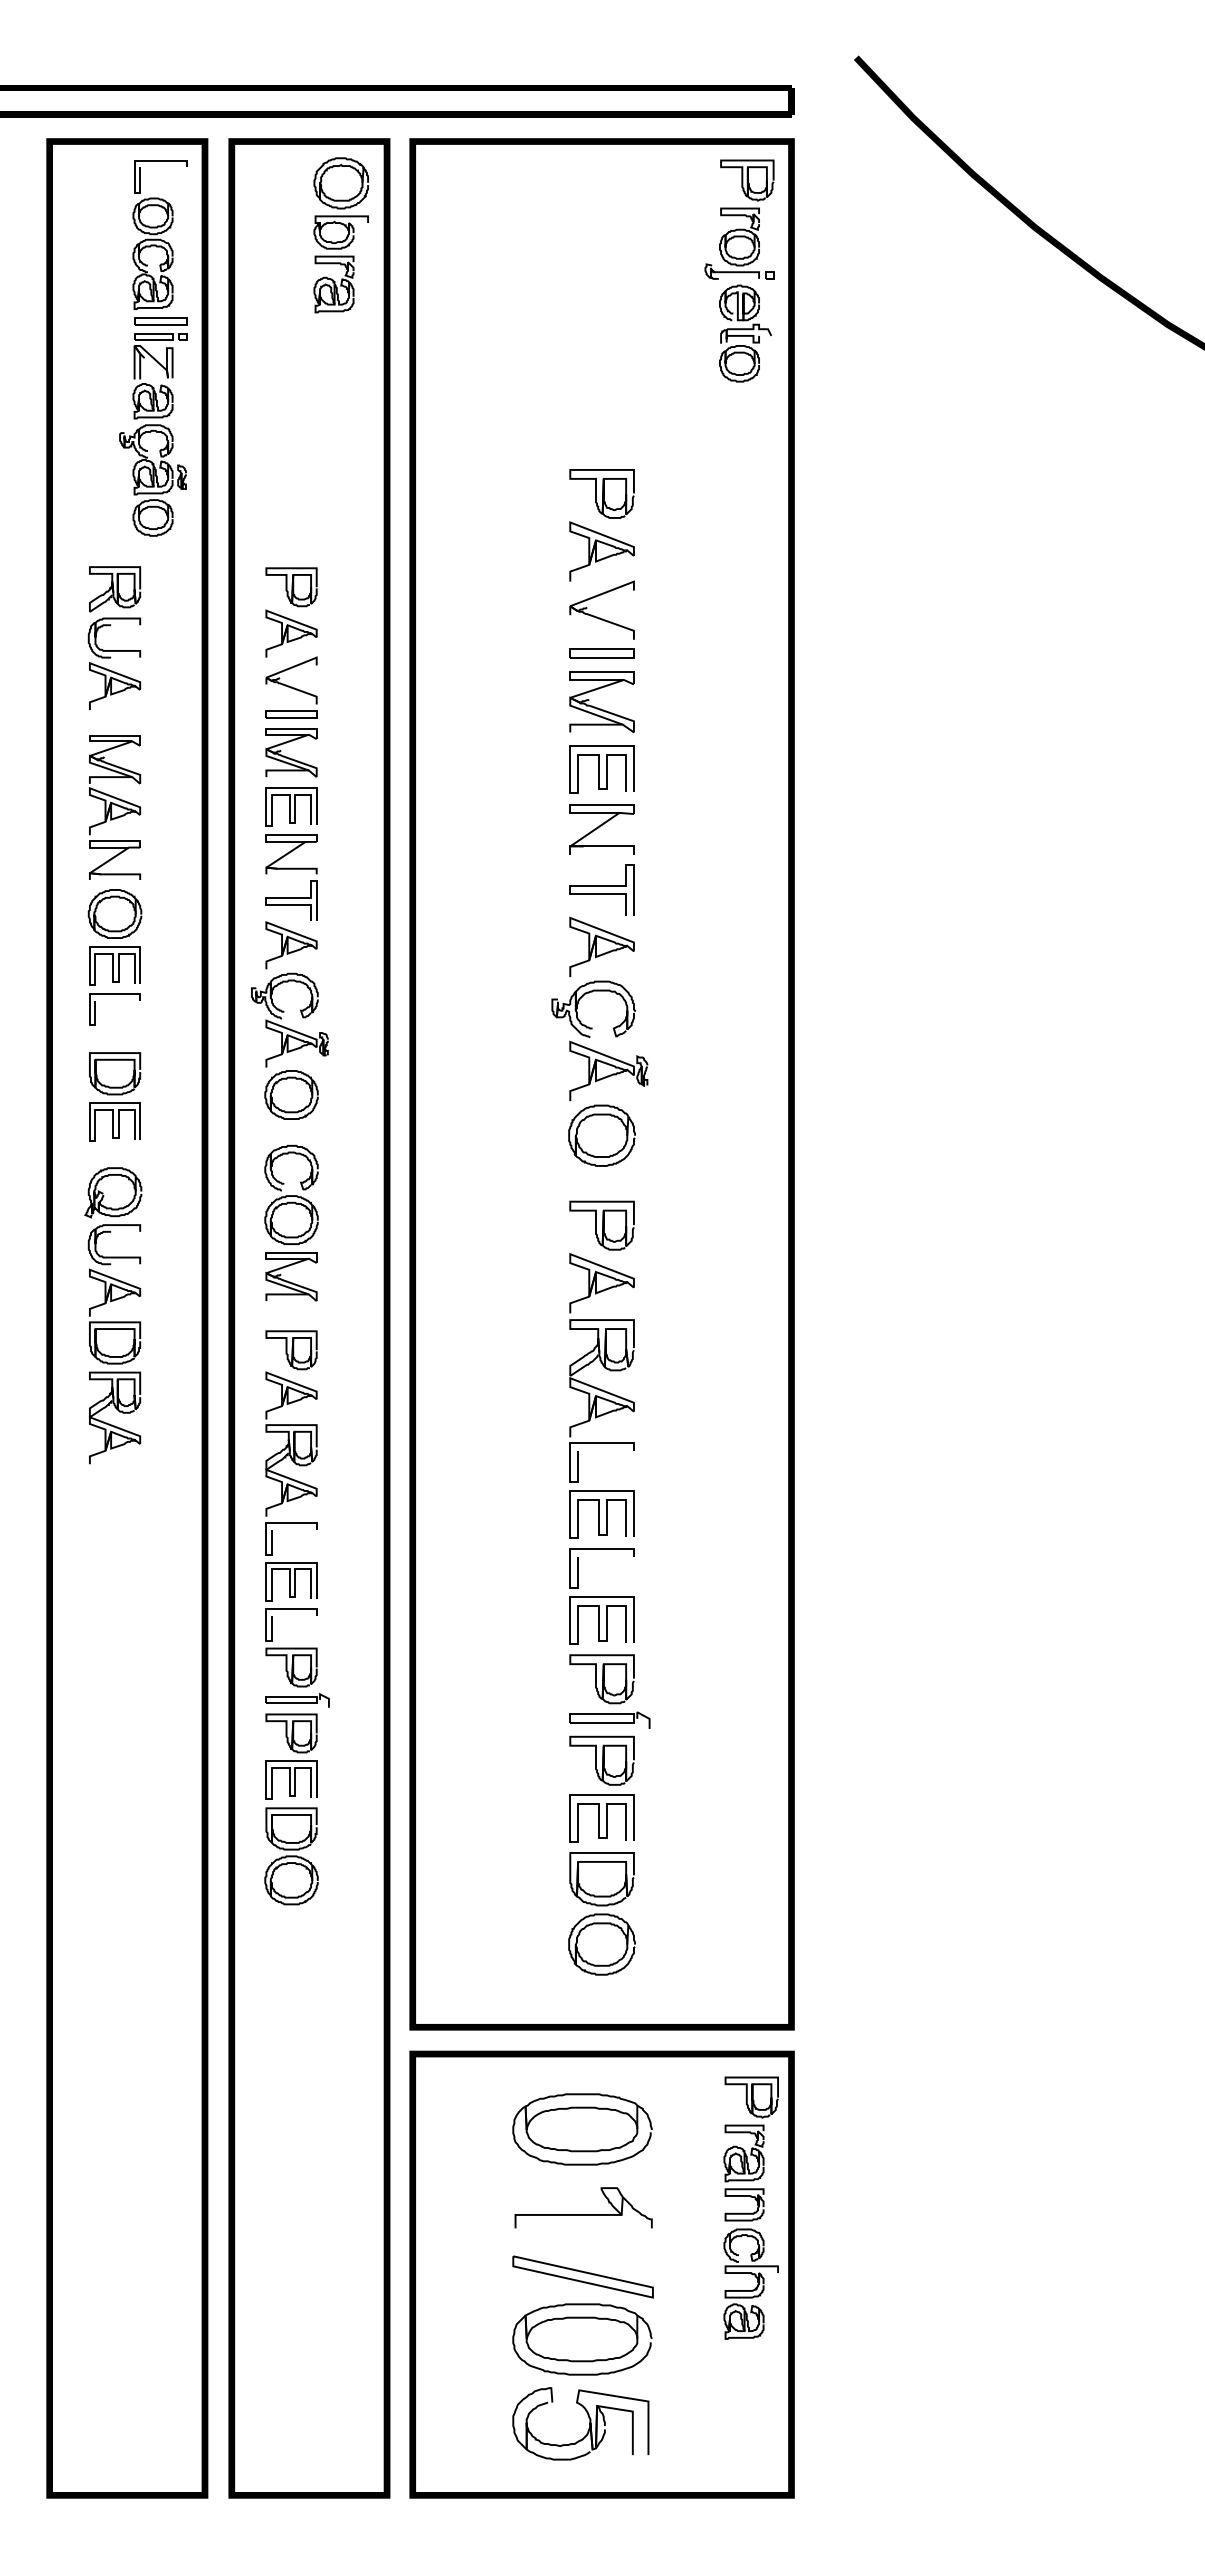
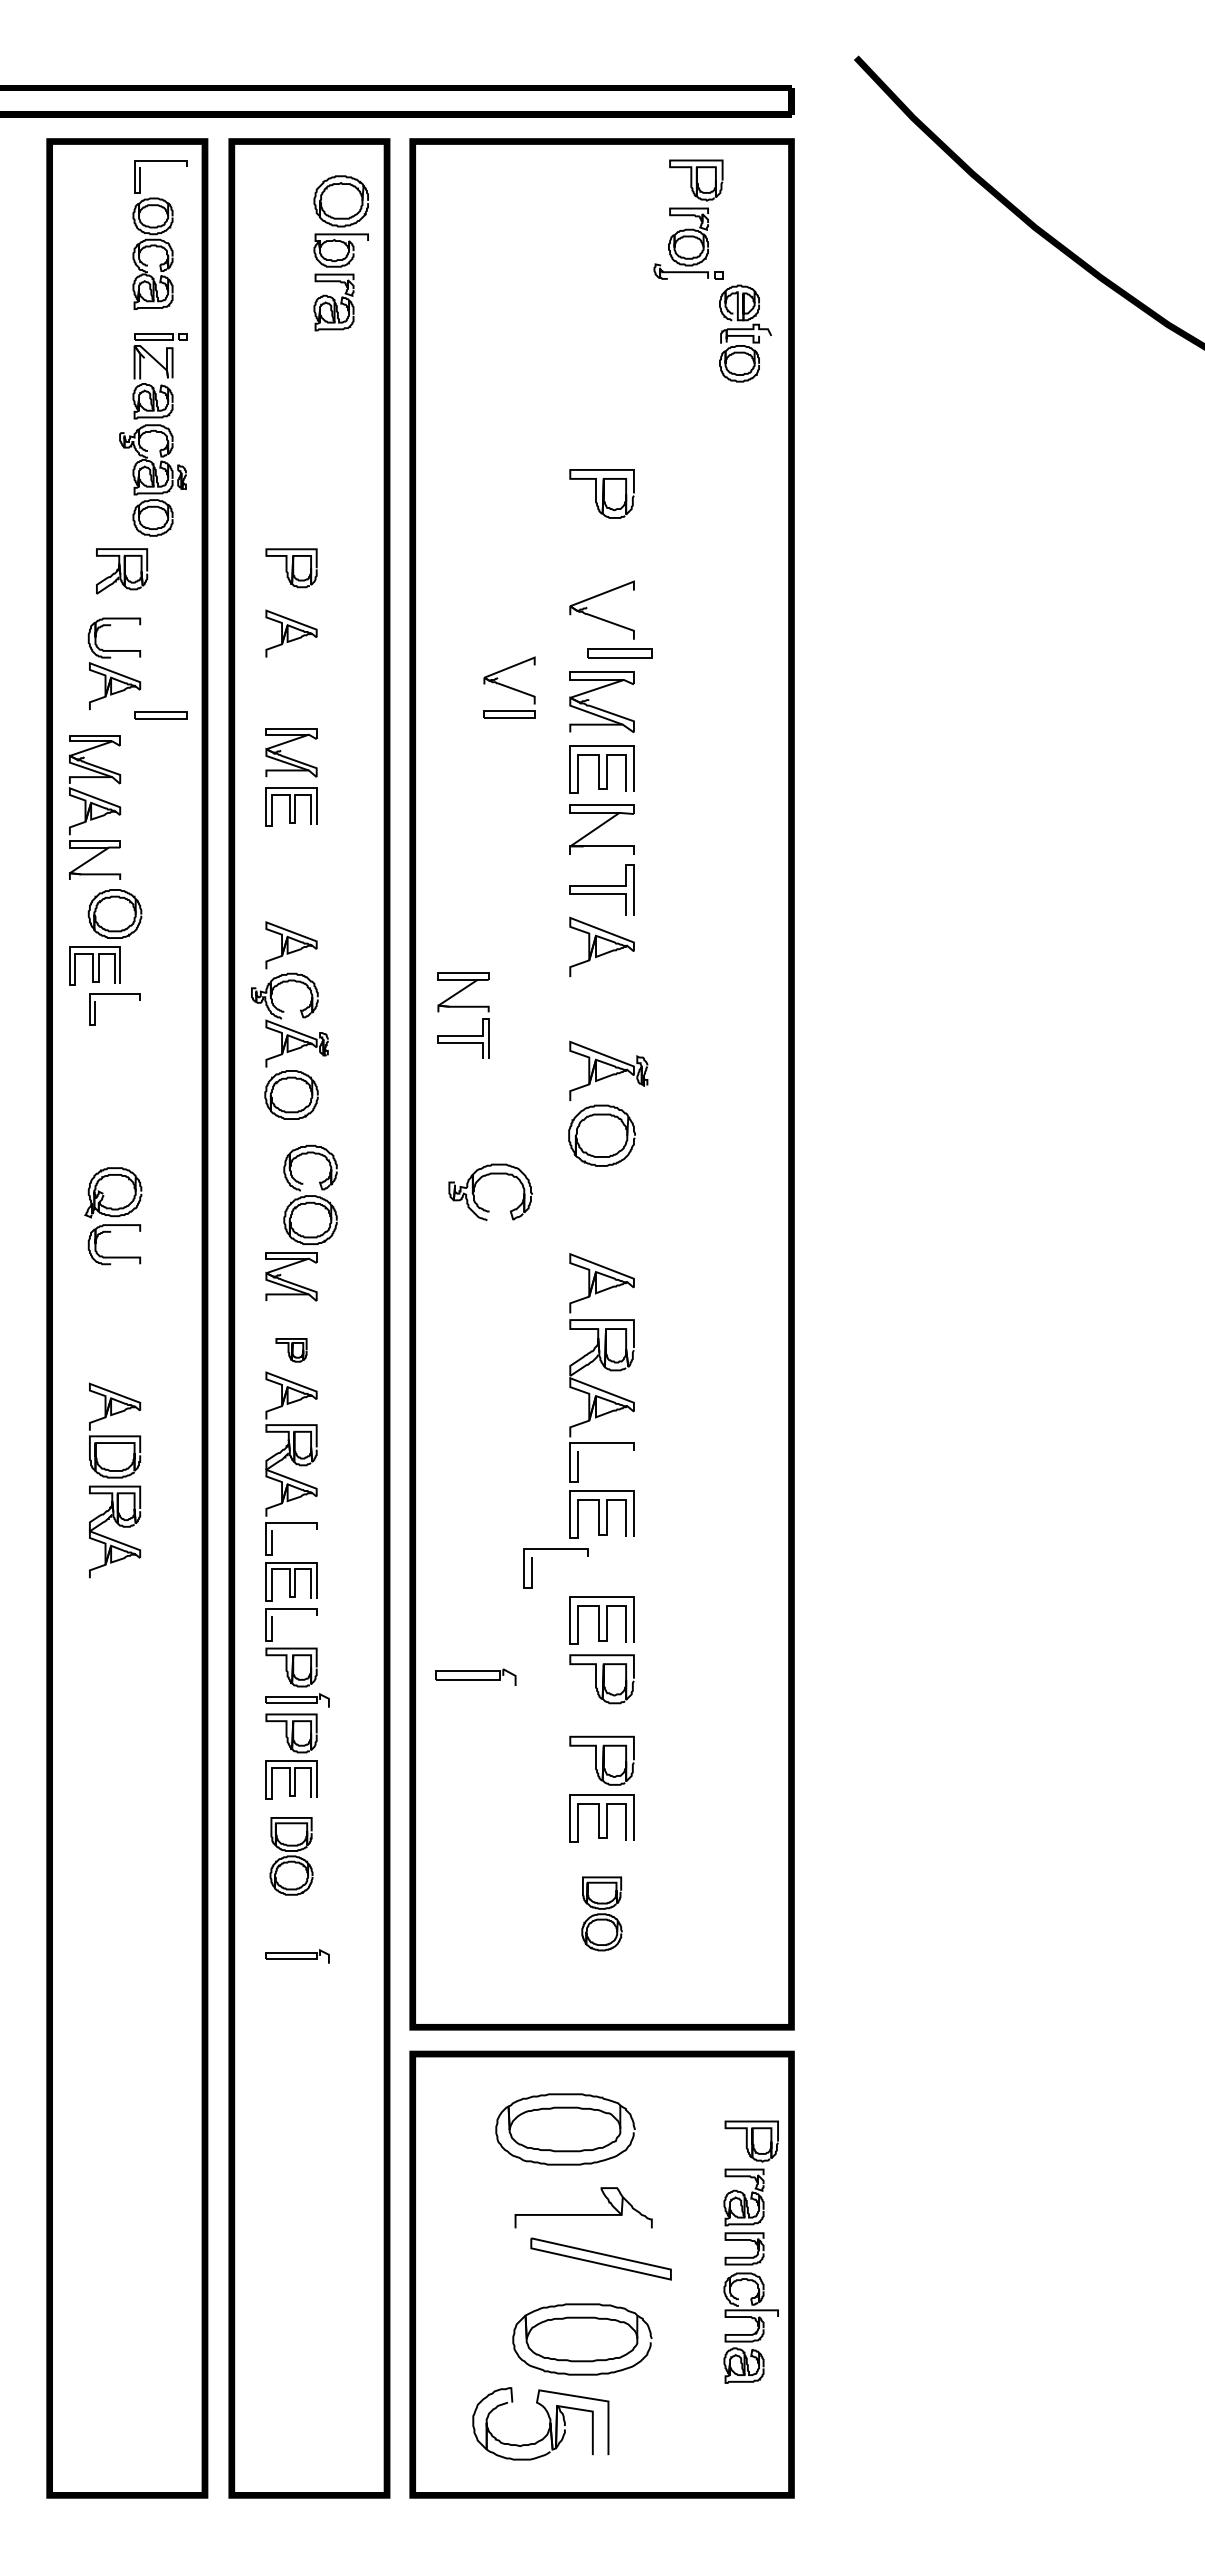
part position: (739, 219) -> (688, 219) (688, 219)
part position: (340, 235) -> (340, 253) (340, 253)
part position: (160, 321) -> (160, 715) (160, 715)
part: present -> none (601, 551)
part position: (291, 587) -> (291, 568) (291, 568)
part position: (115, 589) -> (122, 571) (122, 571)
part position: (601, 653) -> (619, 653) (619, 653)
part position: (291, 687) -> (509, 687) (509, 687)
part position: (115, 807) -> (95, 807) (95, 807)
part position: (291, 869) -> (463, 1007) (463, 1007)
curve position: (113, 965) -> (93, 965) (93, 965)
part position: (589, 993) -> (486, 1176) (486, 1176)
part: present -> none (115, 1096)
part position: (291, 1194) -> (310, 1194) (310, 1194)
part: present -> none (601, 1225)
part size: 53x41 px -> 33x25 px (291, 1350)
part position: (114, 1366) -> (114, 1480) (114, 1480)
curve position: (601, 1549) -> (555, 1549) (555, 1549)
part position: (609, 1719) -> (475, 1676) (475, 1676)
part size: 55x99 px -> 45x79 px (291, 1856)
part size: 68x124 px -> 42x76 px (601, 1913)
part: none -> present (297, 1956)
part position: (582, 2129) -> (565, 2129) (565, 2129)
part position: (750, 2207) -> (750, 2251) (750, 2251)
part position: (582, 2276) -> (600, 2258) (600, 2258)
part position: (589, 2423) -> (549, 2423) (549, 2423)
